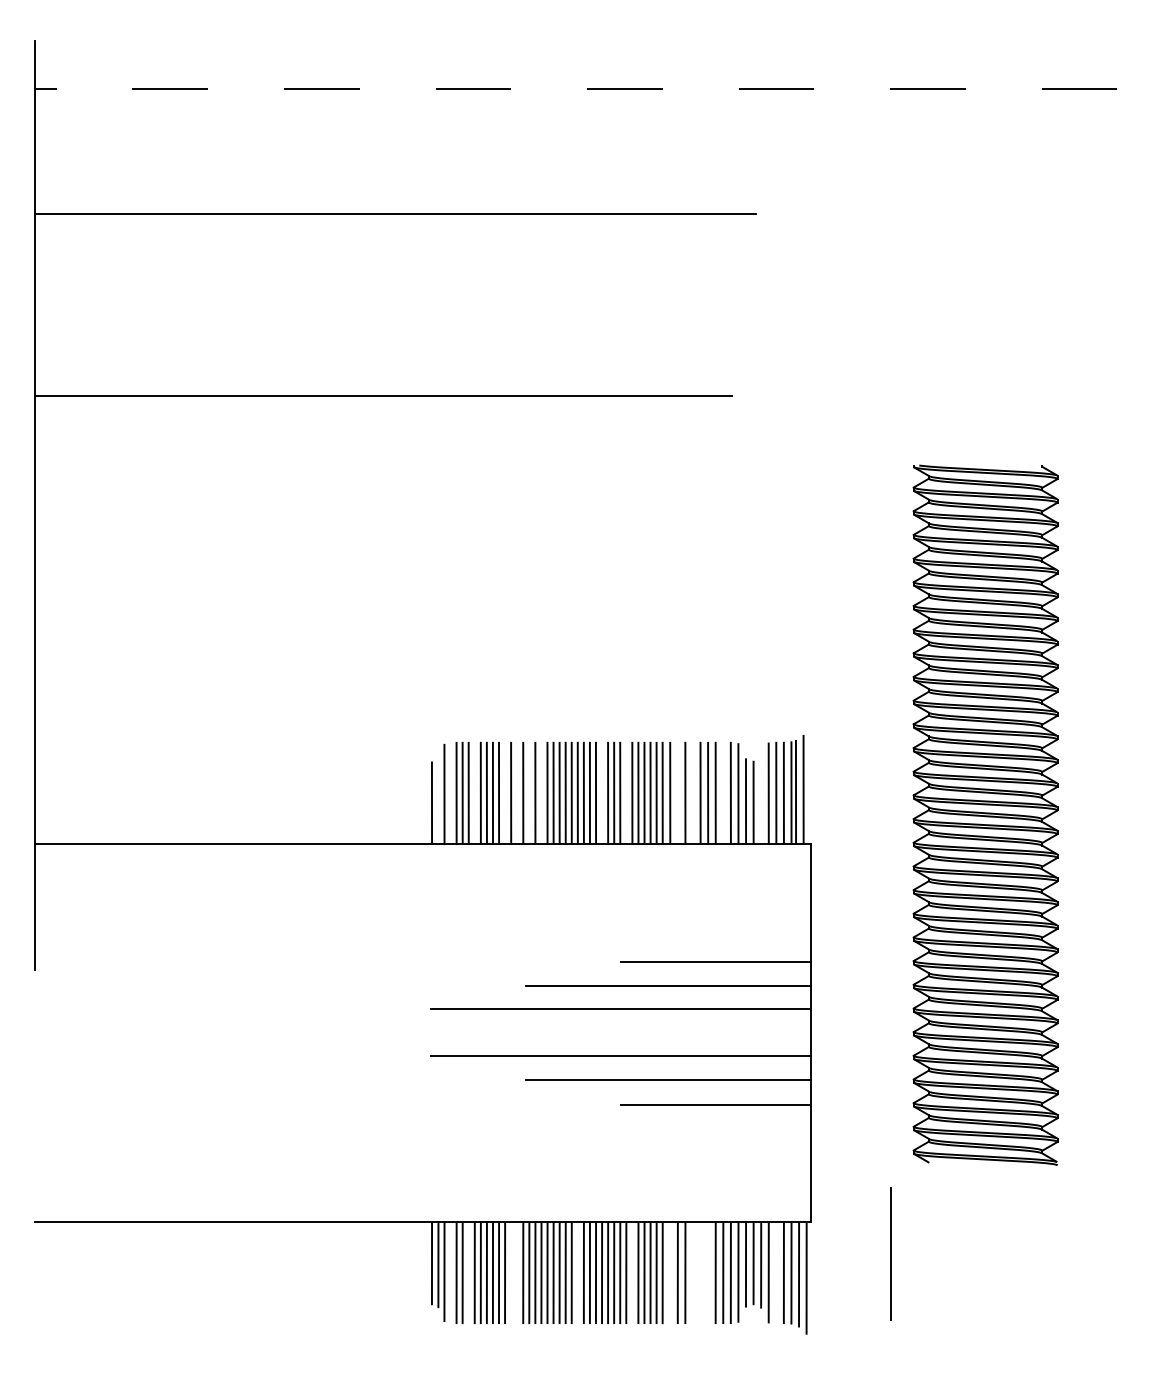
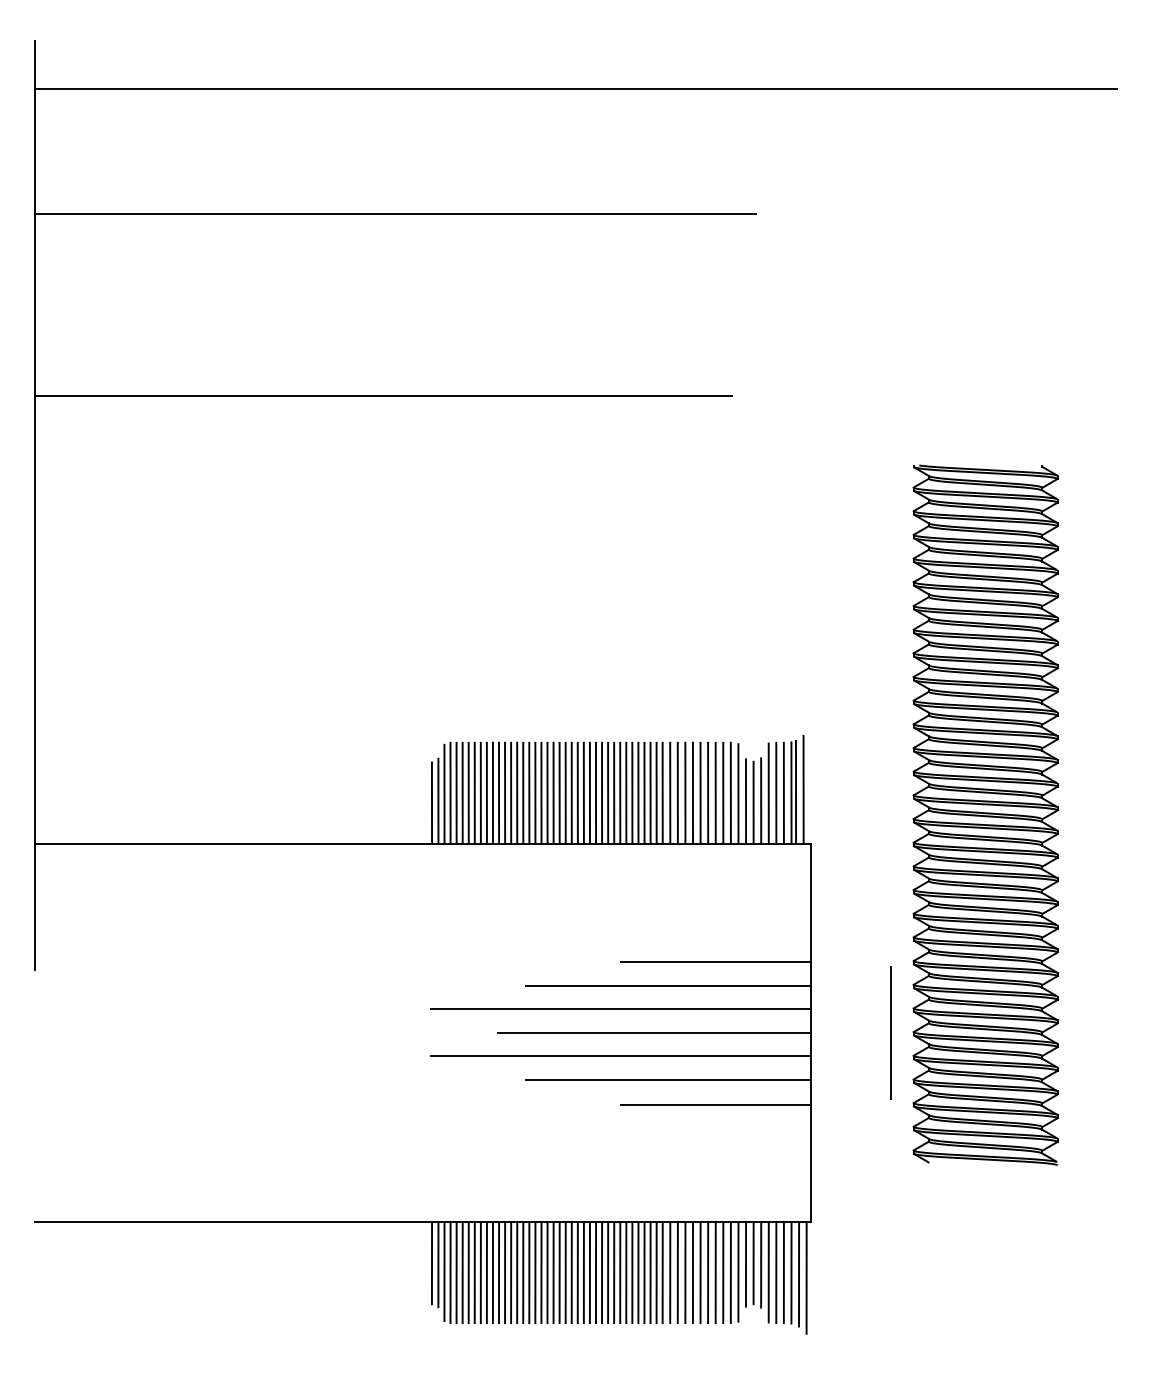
line: dashed -> solid (575, 89)
line: none -> present (626, 792)
line: none -> present (677, 792)
line: none -> present (692, 792)
line: none -> present (723, 792)
line: none -> present (450, 793)
line: none -> present (474, 793)
line: none -> present (505, 793)
line: none -> present (517, 793)
line: none -> present (529, 793)
line: none -> present (541, 793)
line: none -> present (602, 793)
line: none -> present (761, 800)
line: none -> present (438, 801)
line: none -> present (653, 1032)
line position: (890, 1253) -> (890, 1032) (890, 1032)
line: none -> present (450, 1272)
line: none -> present (468, 1272)
line: none -> present (511, 1272)
line: none -> present (517, 1272)
line: none -> present (577, 1272)
line: none -> present (632, 1272)
line: none -> present (670, 1272)
line: none -> present (692, 1272)
line: none -> present (700, 1272)
line: none -> present (708, 1272)
line: none -> present (776, 1272)
